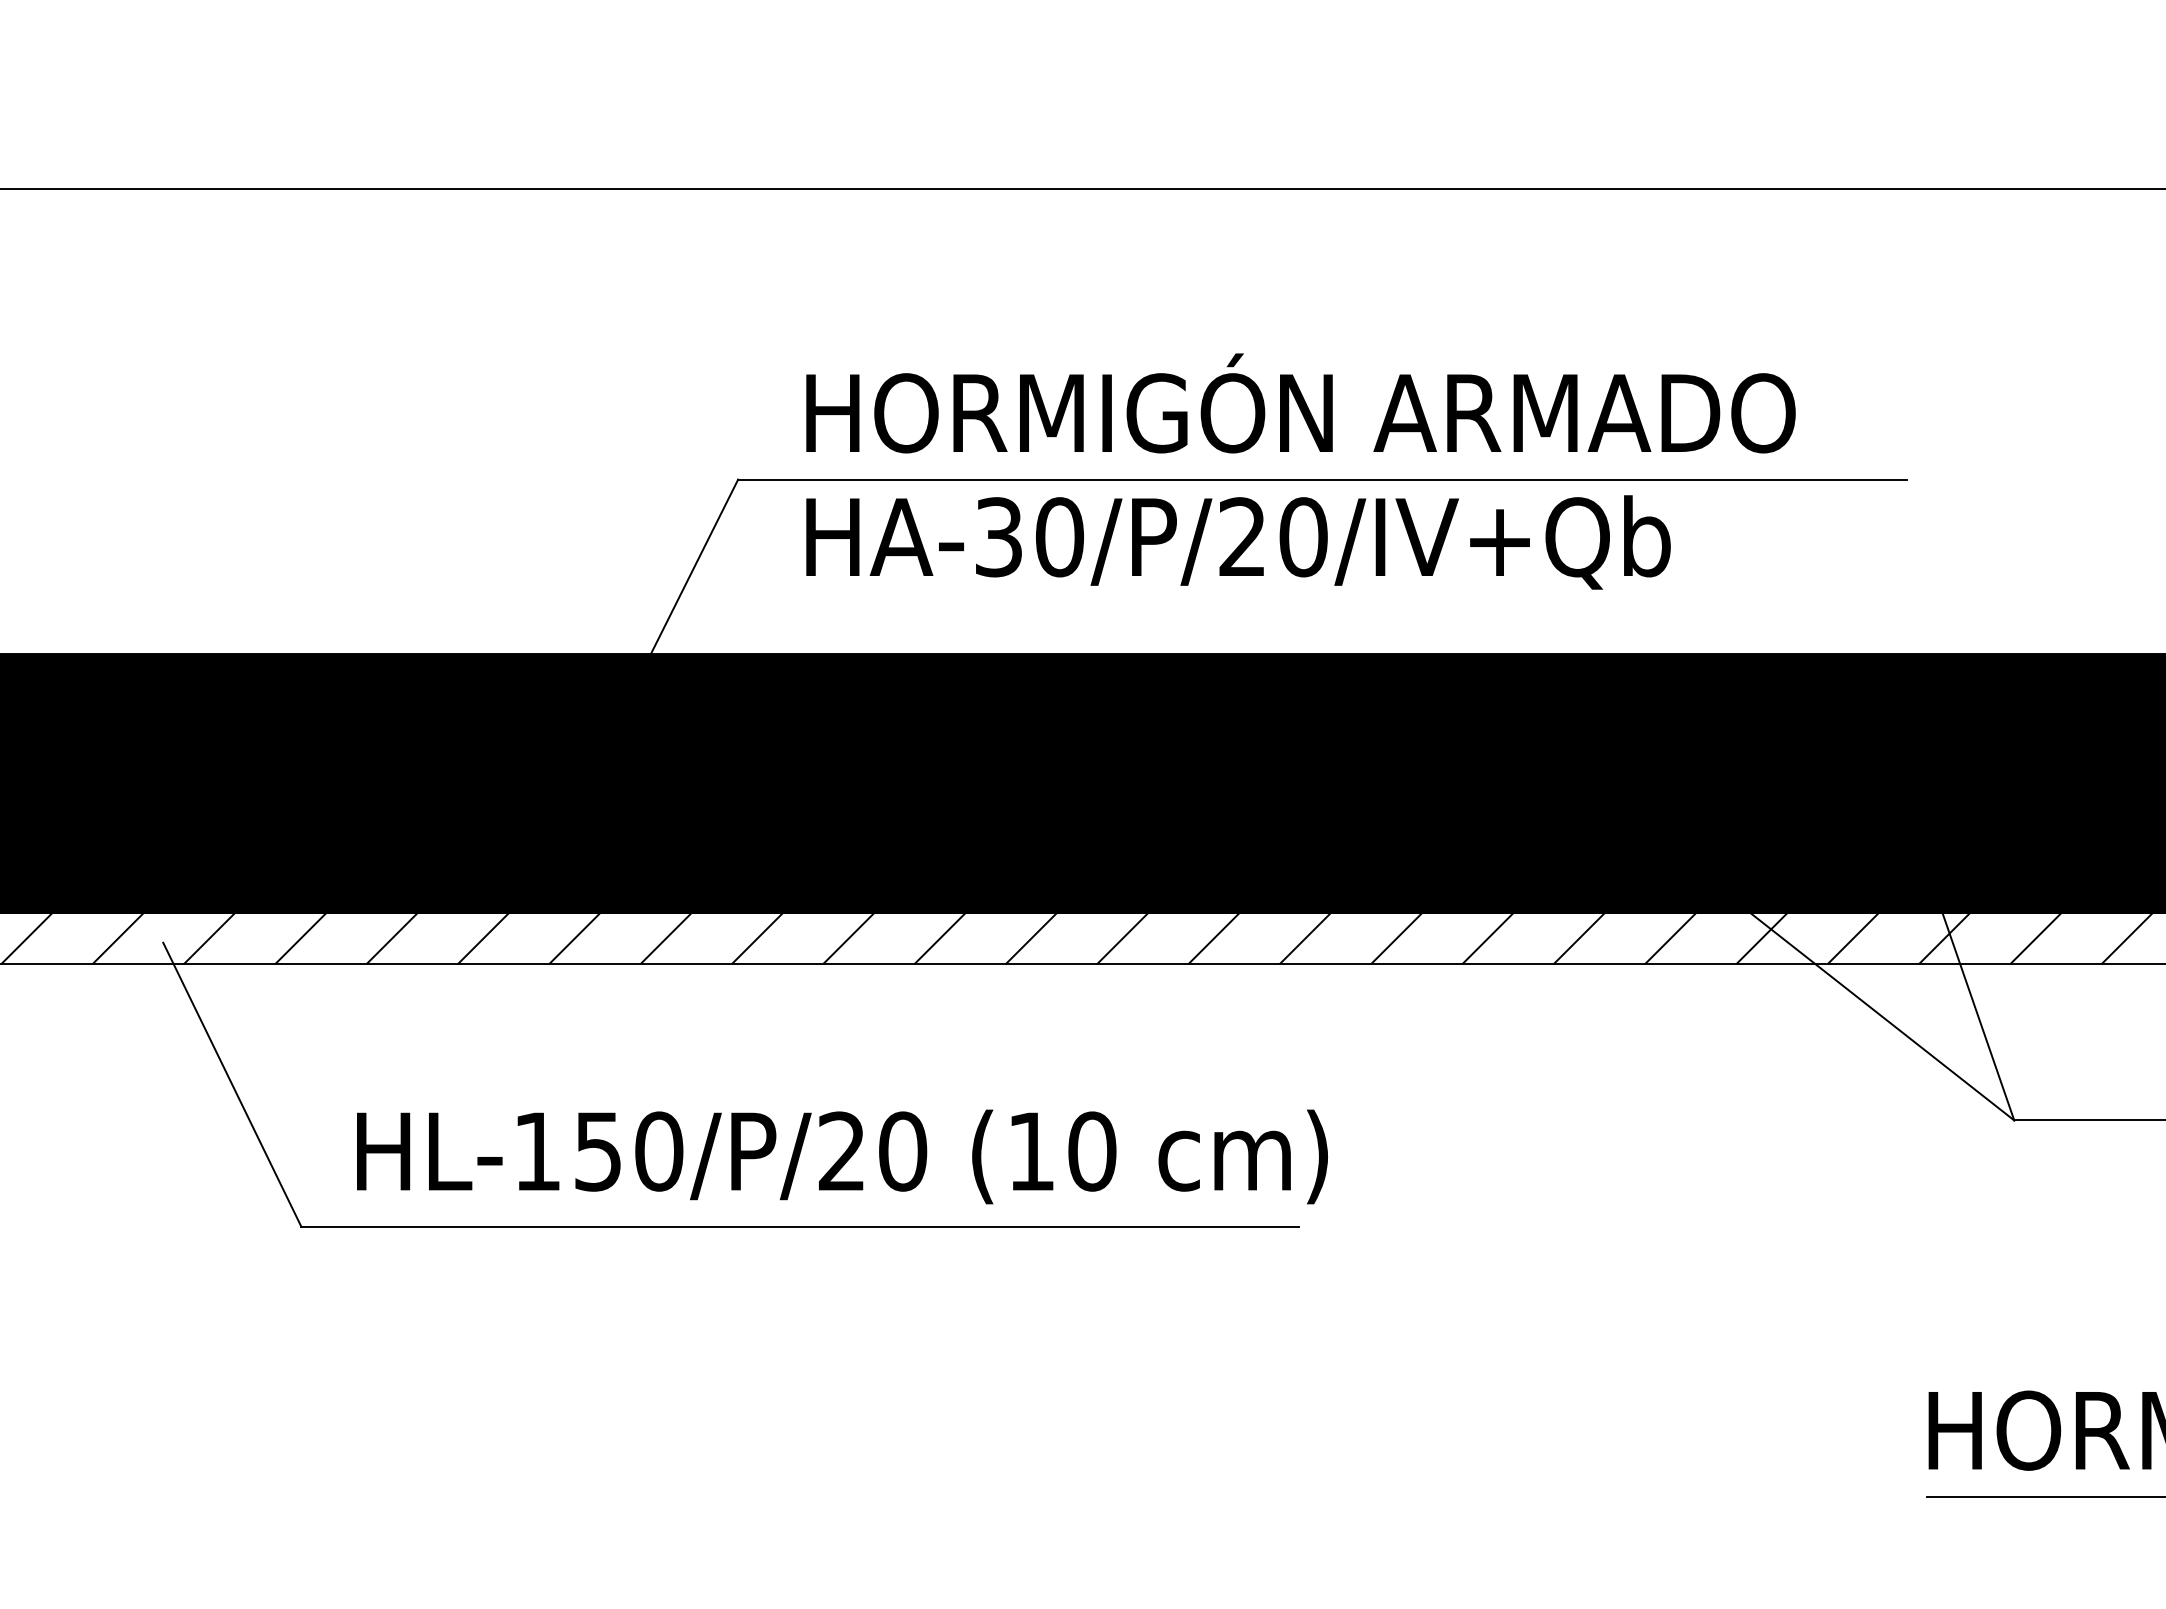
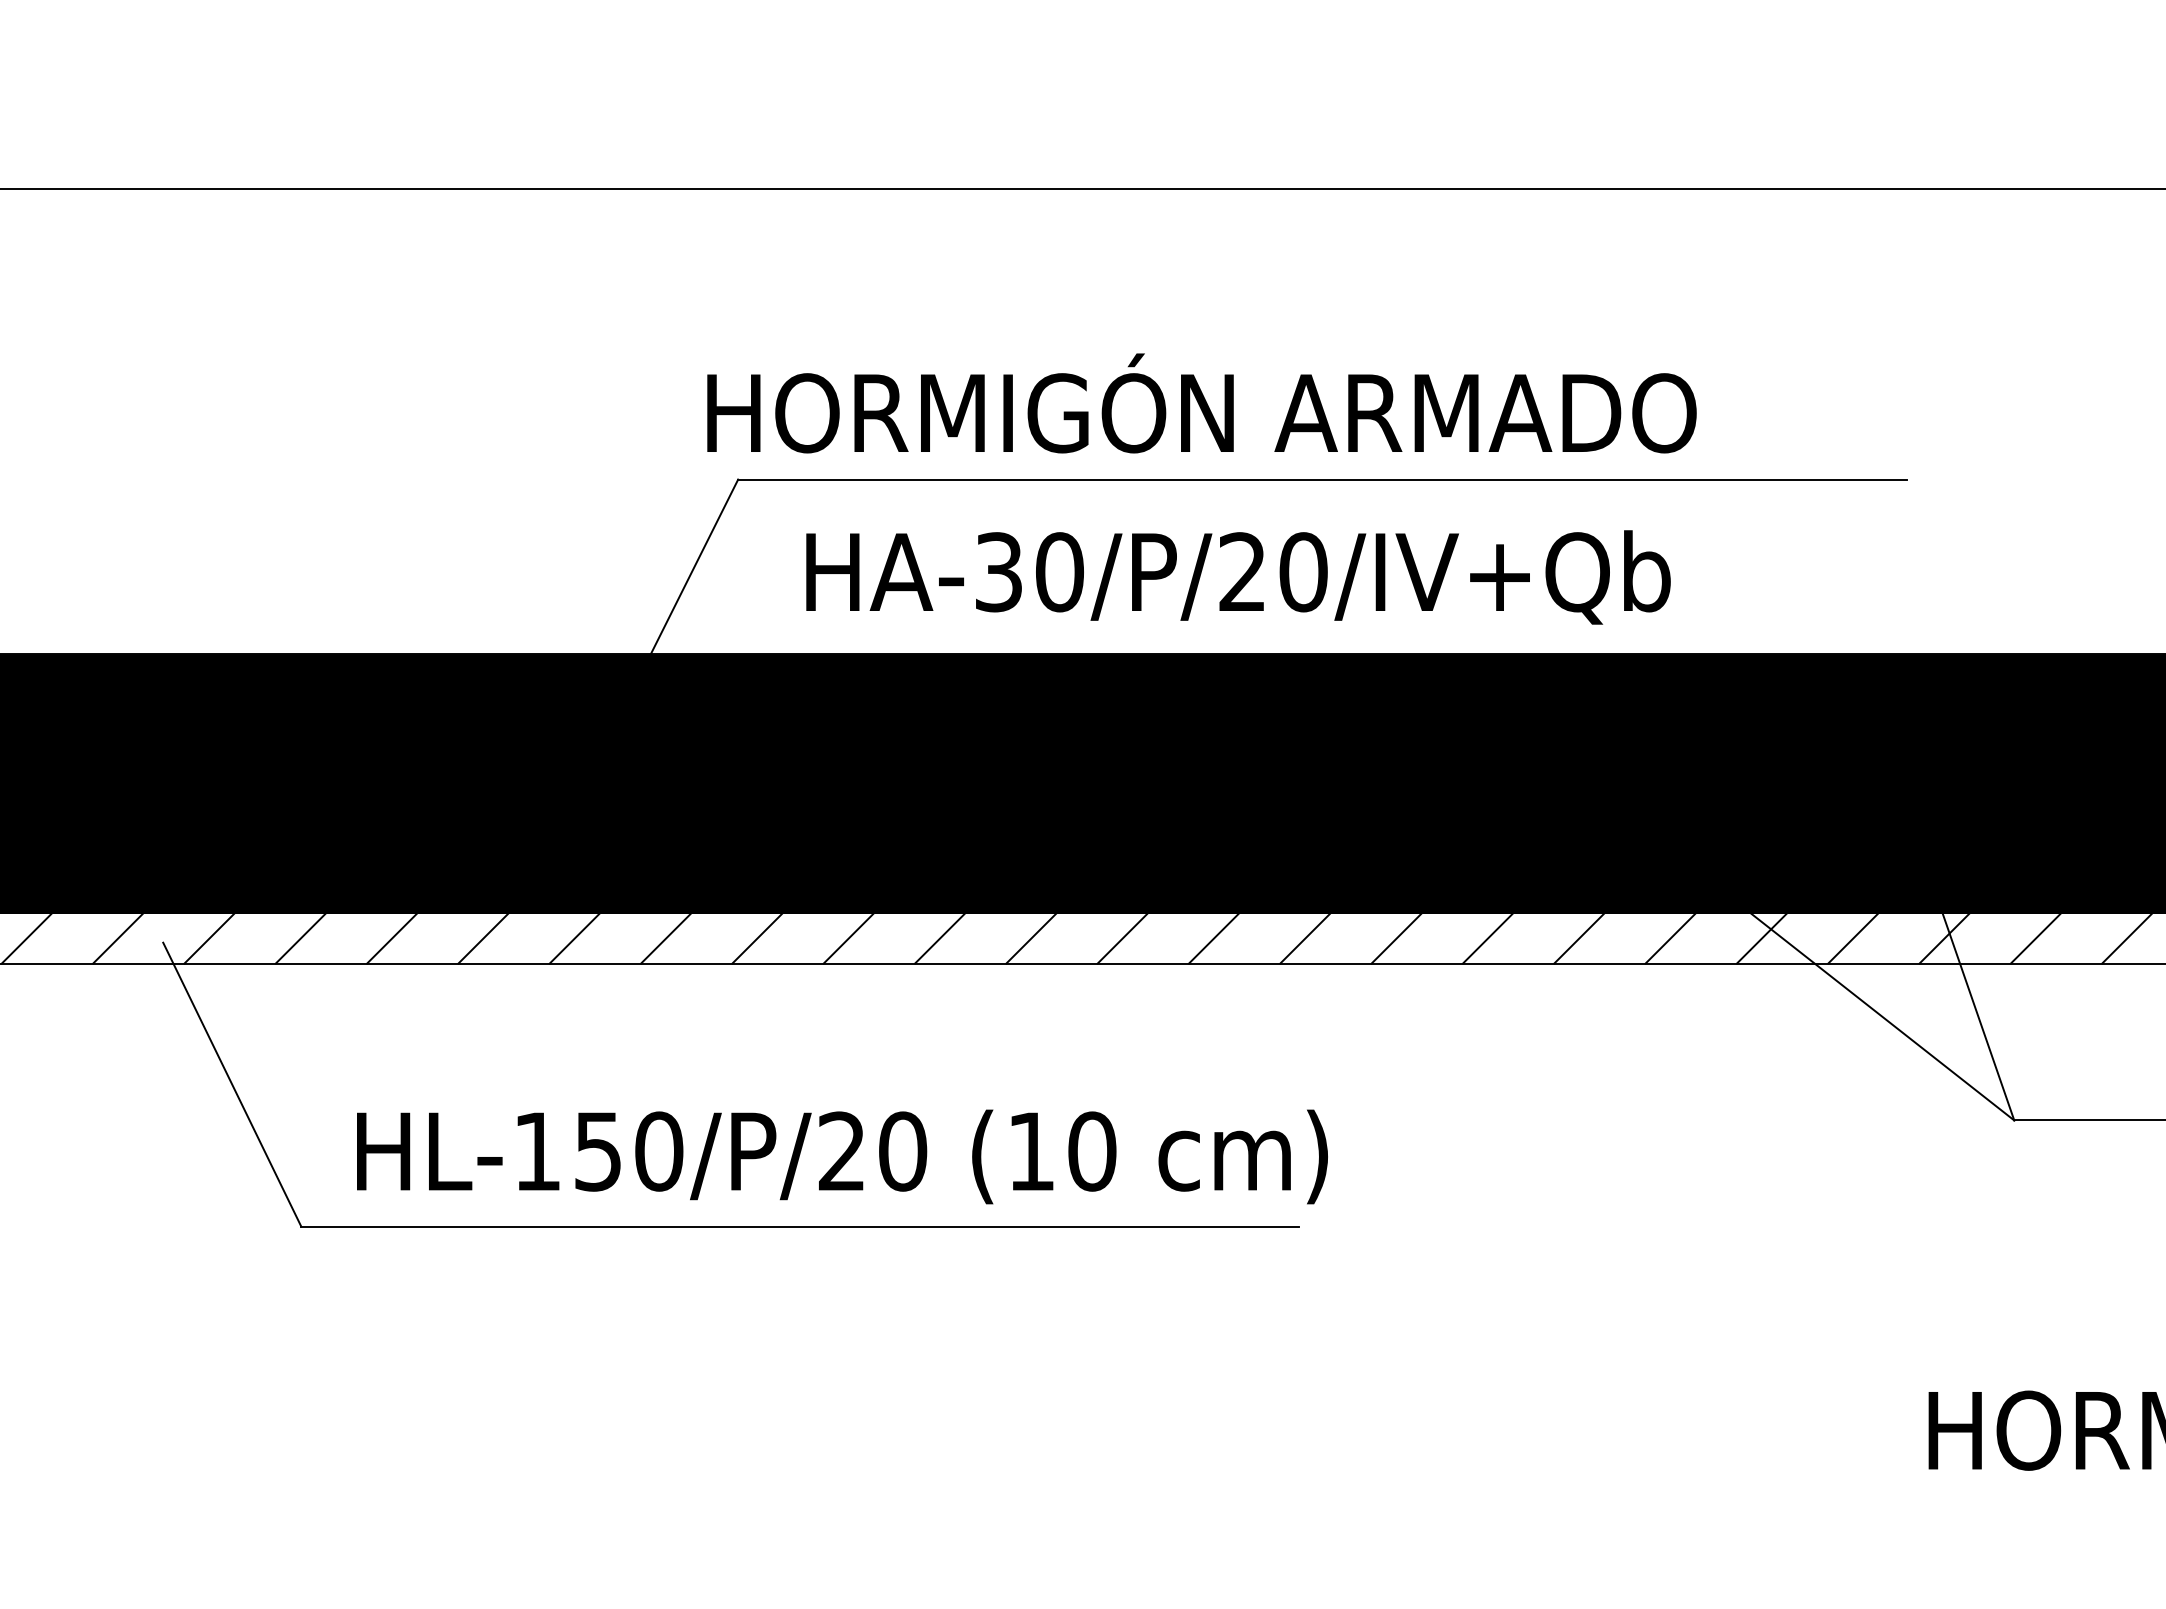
text position: (1300, 403) -> (1201, 403) (1201, 403)
text position: (1238, 542) -> (1238, 577) (1238, 577)
line: present -> none (2044, 1496)
